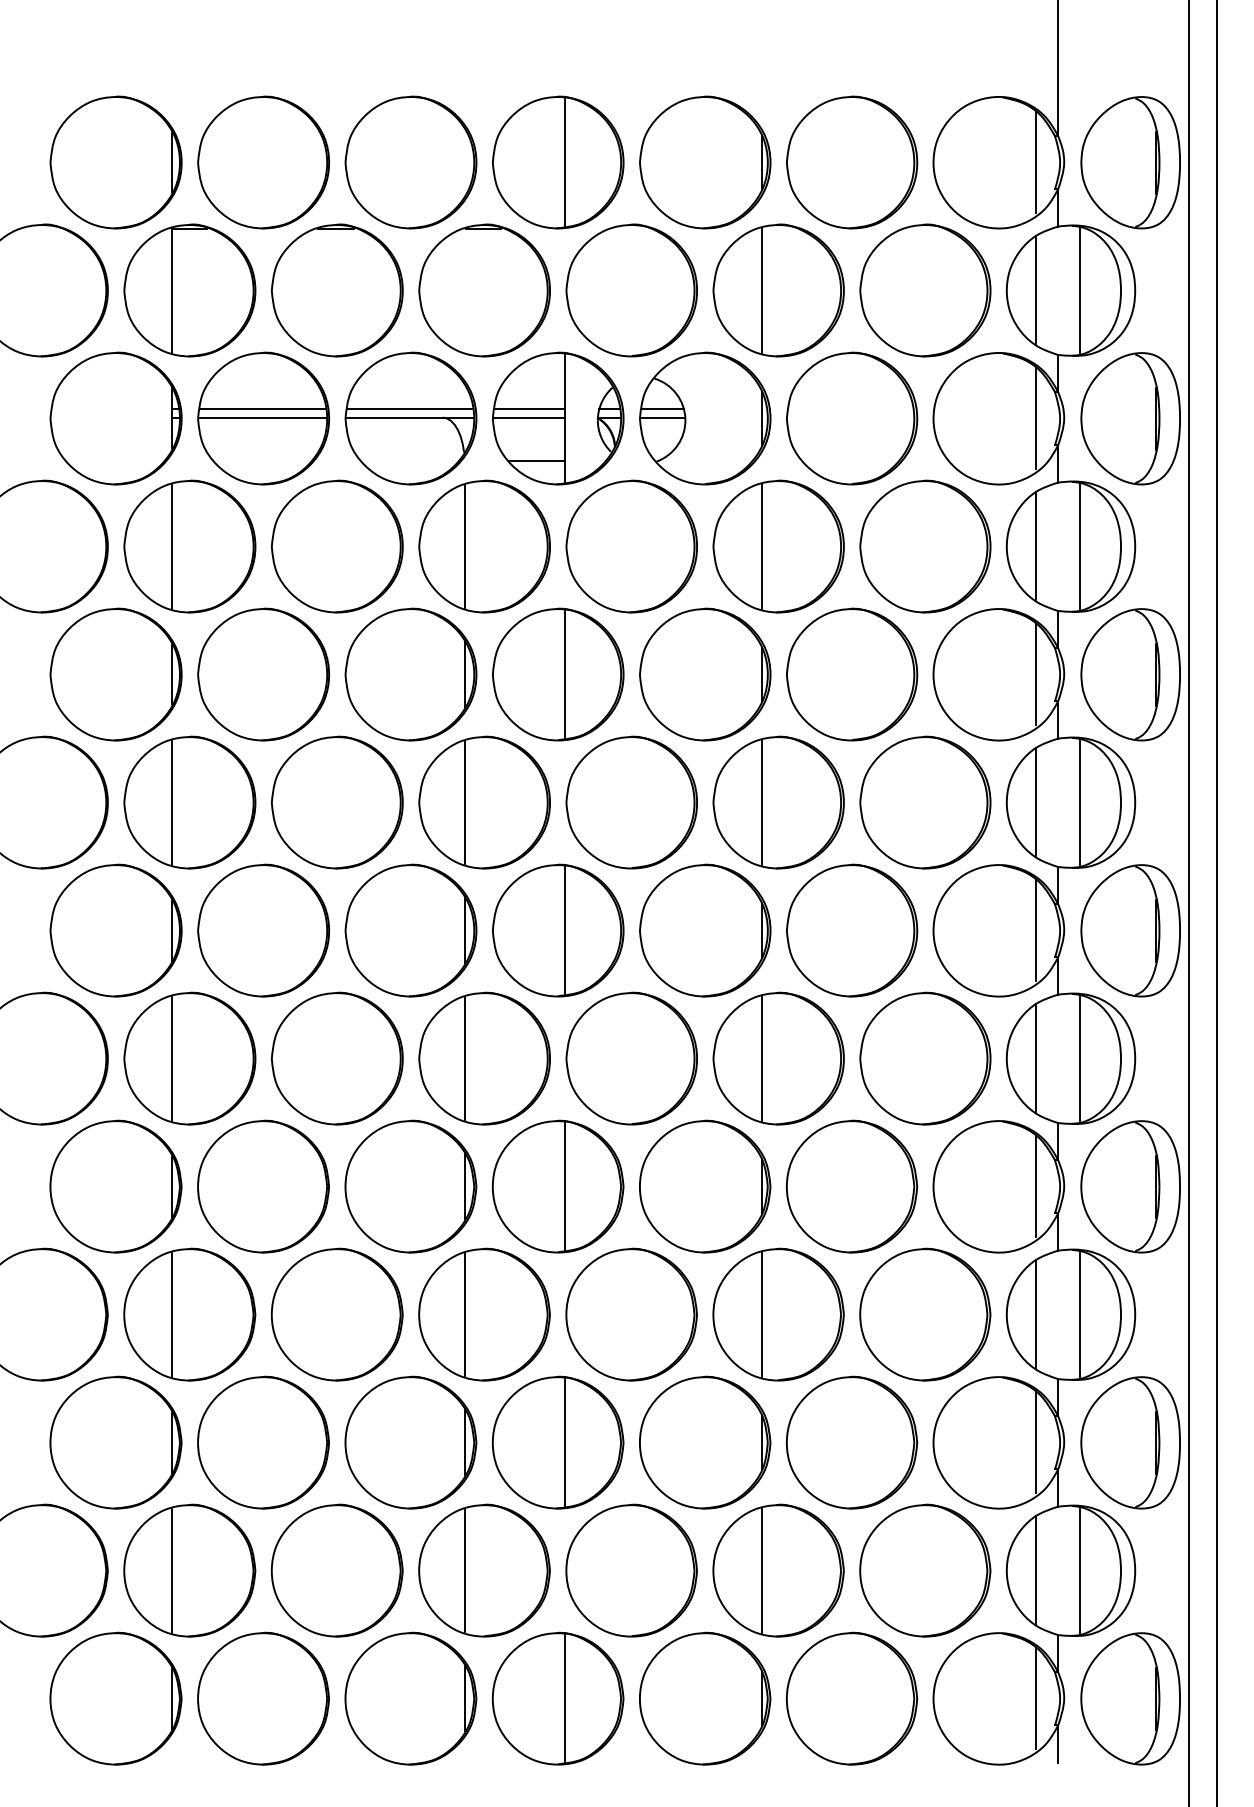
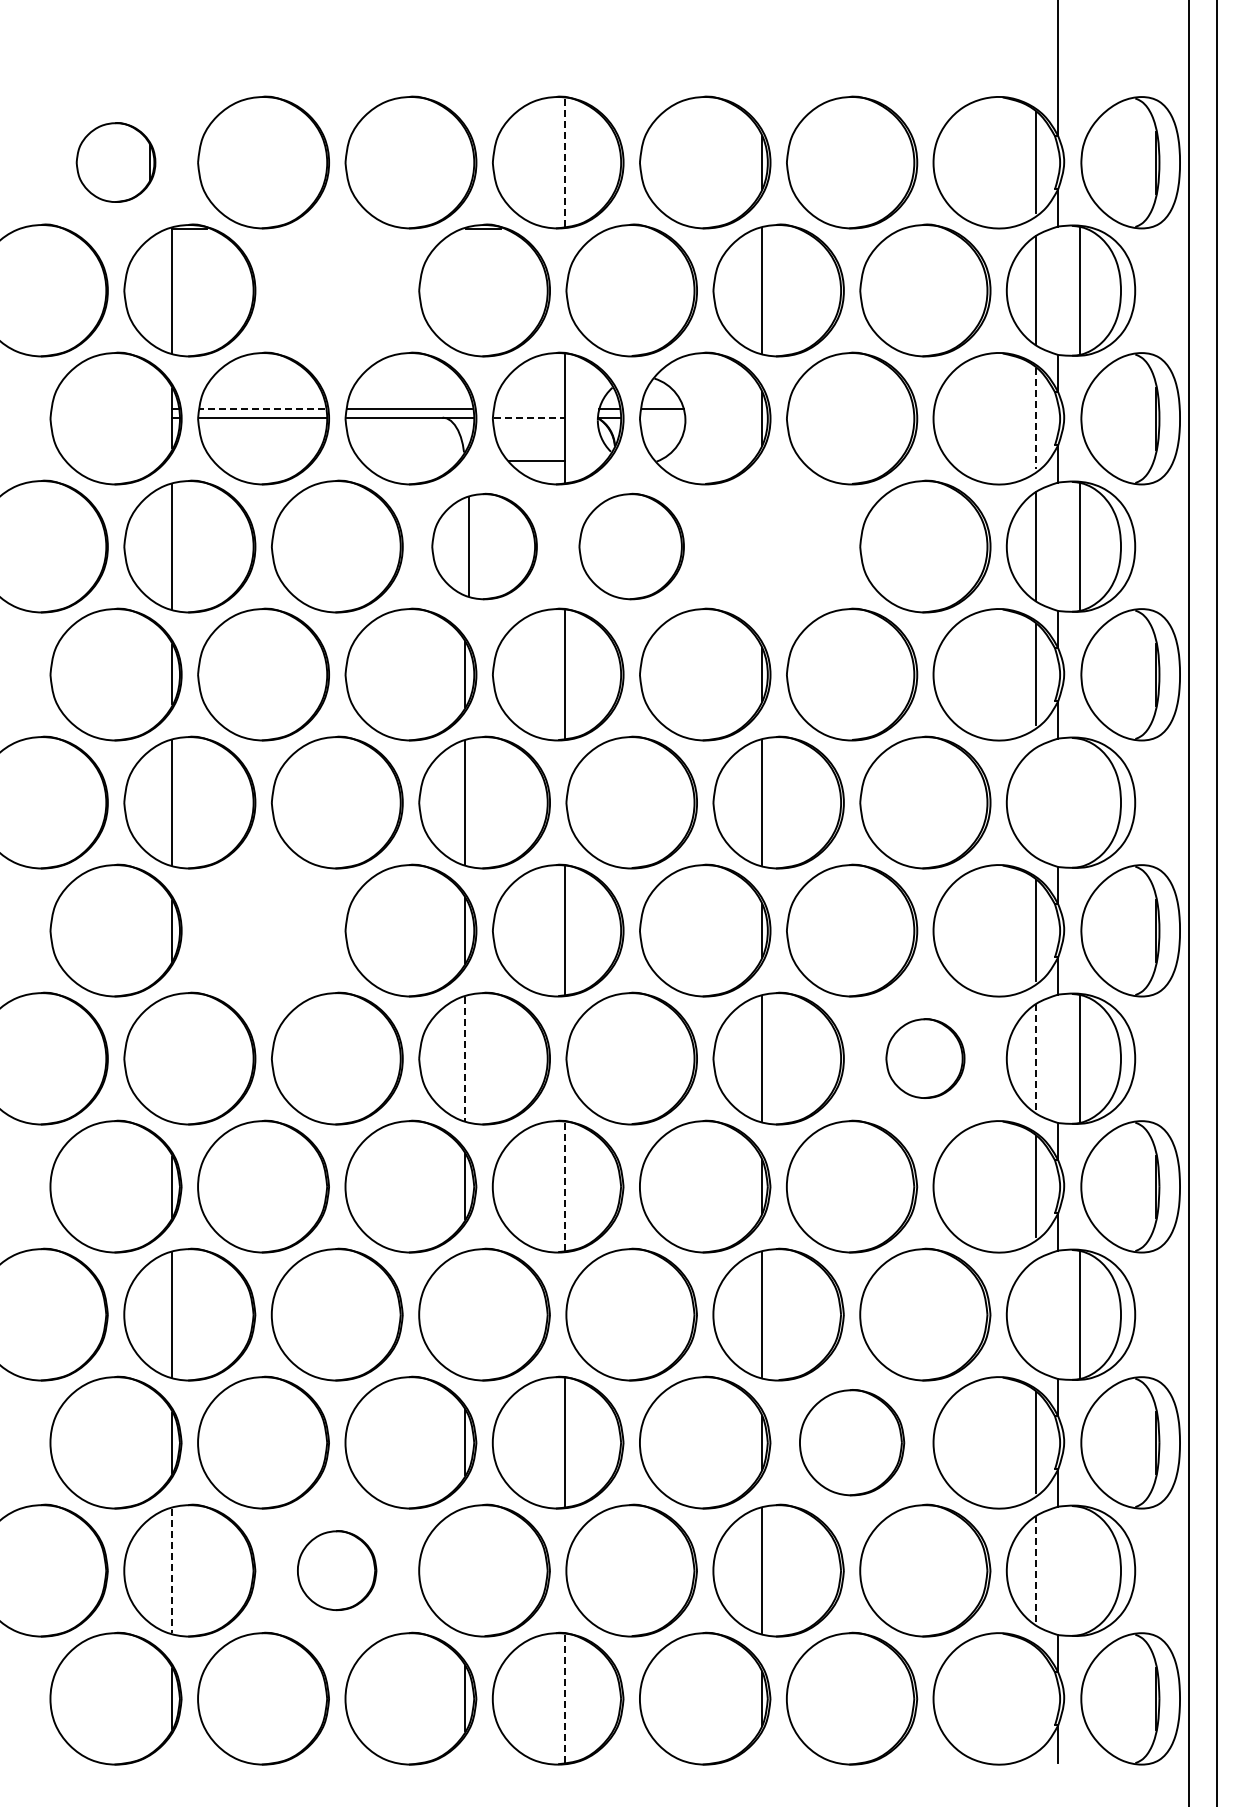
part size: 134x135 px -> 82x81 px (115, 162)
line: solid -> dashed (564, 162)
part: present -> none (337, 290)
line: solid -> dashed (262, 409)
line: present -> none (529, 409)
line: solid -> dashed (530, 417)
line: present -> none (663, 417)
line: solid -> dashed (1035, 418)
part size: 133x135 px -> 107x109 px (484, 546)
part size: 133x135 px -> 107x109 px (631, 546)
part: present -> none (778, 546)
line: present -> none (1035, 802)
line: present -> none (1079, 802)
part: present -> none (263, 930)
line: present -> none (172, 1058)
line: solid -> dashed (464, 1058)
part size: 133x135 px -> 81x81 px (925, 1058)
line: solid -> dashed (1035, 1059)
line: solid -> dashed (564, 1186)
line: present -> none (464, 1314)
line: present -> none (1035, 1314)
part size: 133x135 px -> 107x108 px (852, 1442)
part size: 134x135 px -> 81x82 px (337, 1570)
line: present -> none (464, 1570)
line: present -> none (1079, 1570)
line: solid -> dashed (172, 1571)
line: solid -> dashed (1035, 1571)
line: solid -> dashed (564, 1698)
line: present -> none (1035, 1698)
